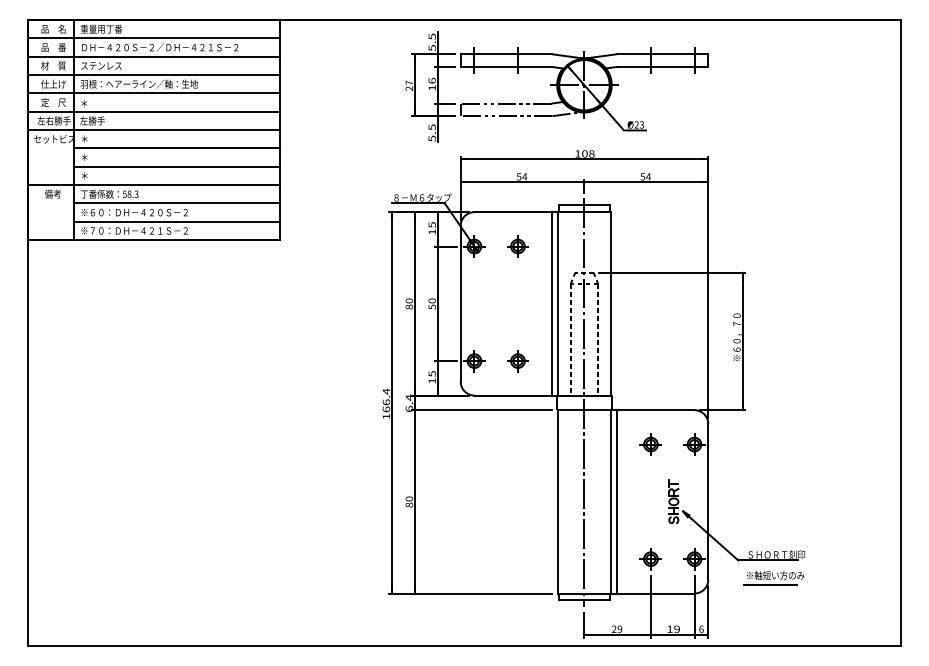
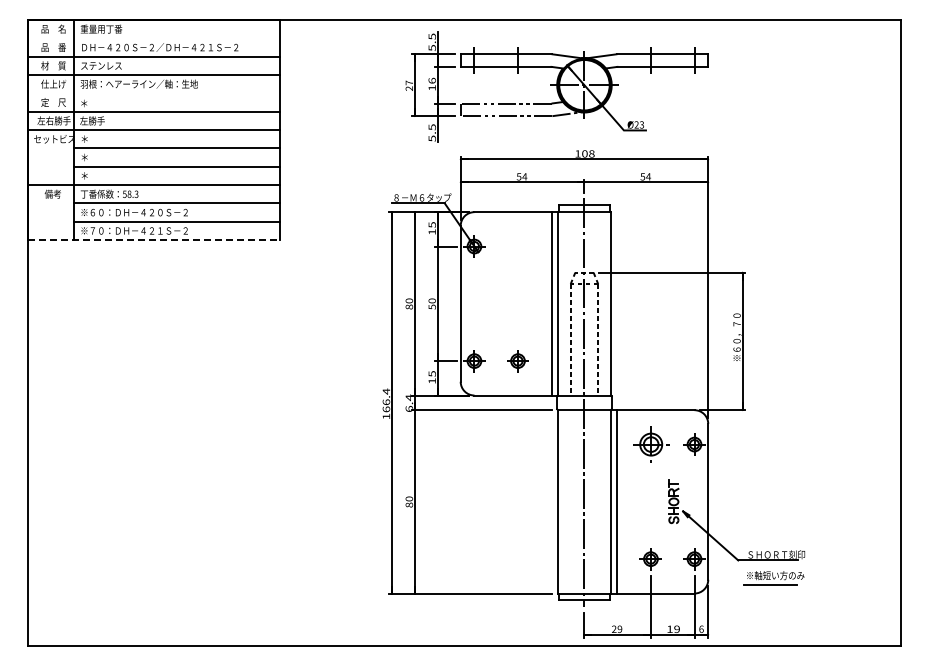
line: present -> none (153, 38)
line: present -> none (153, 93)
line: solid -> dashed (154, 240)
part: present -> none (517, 246)
part size: 23x23 px -> 37x37 px (651, 444)
